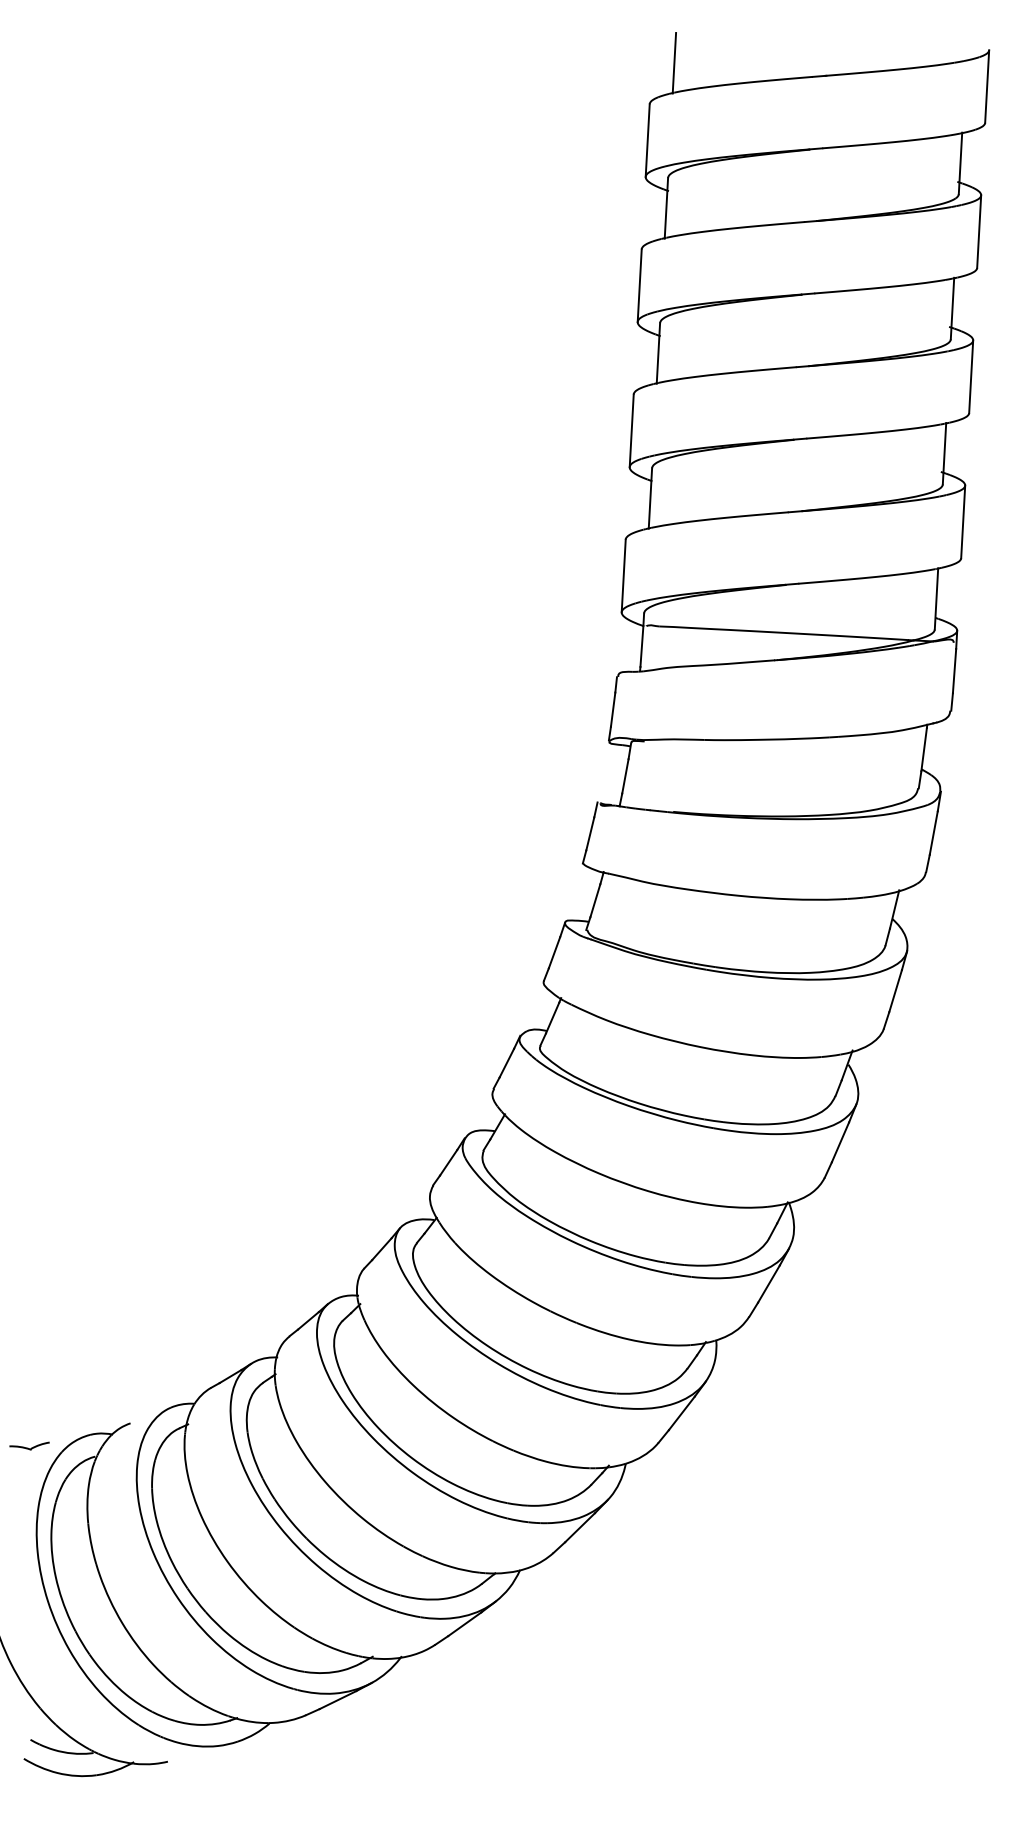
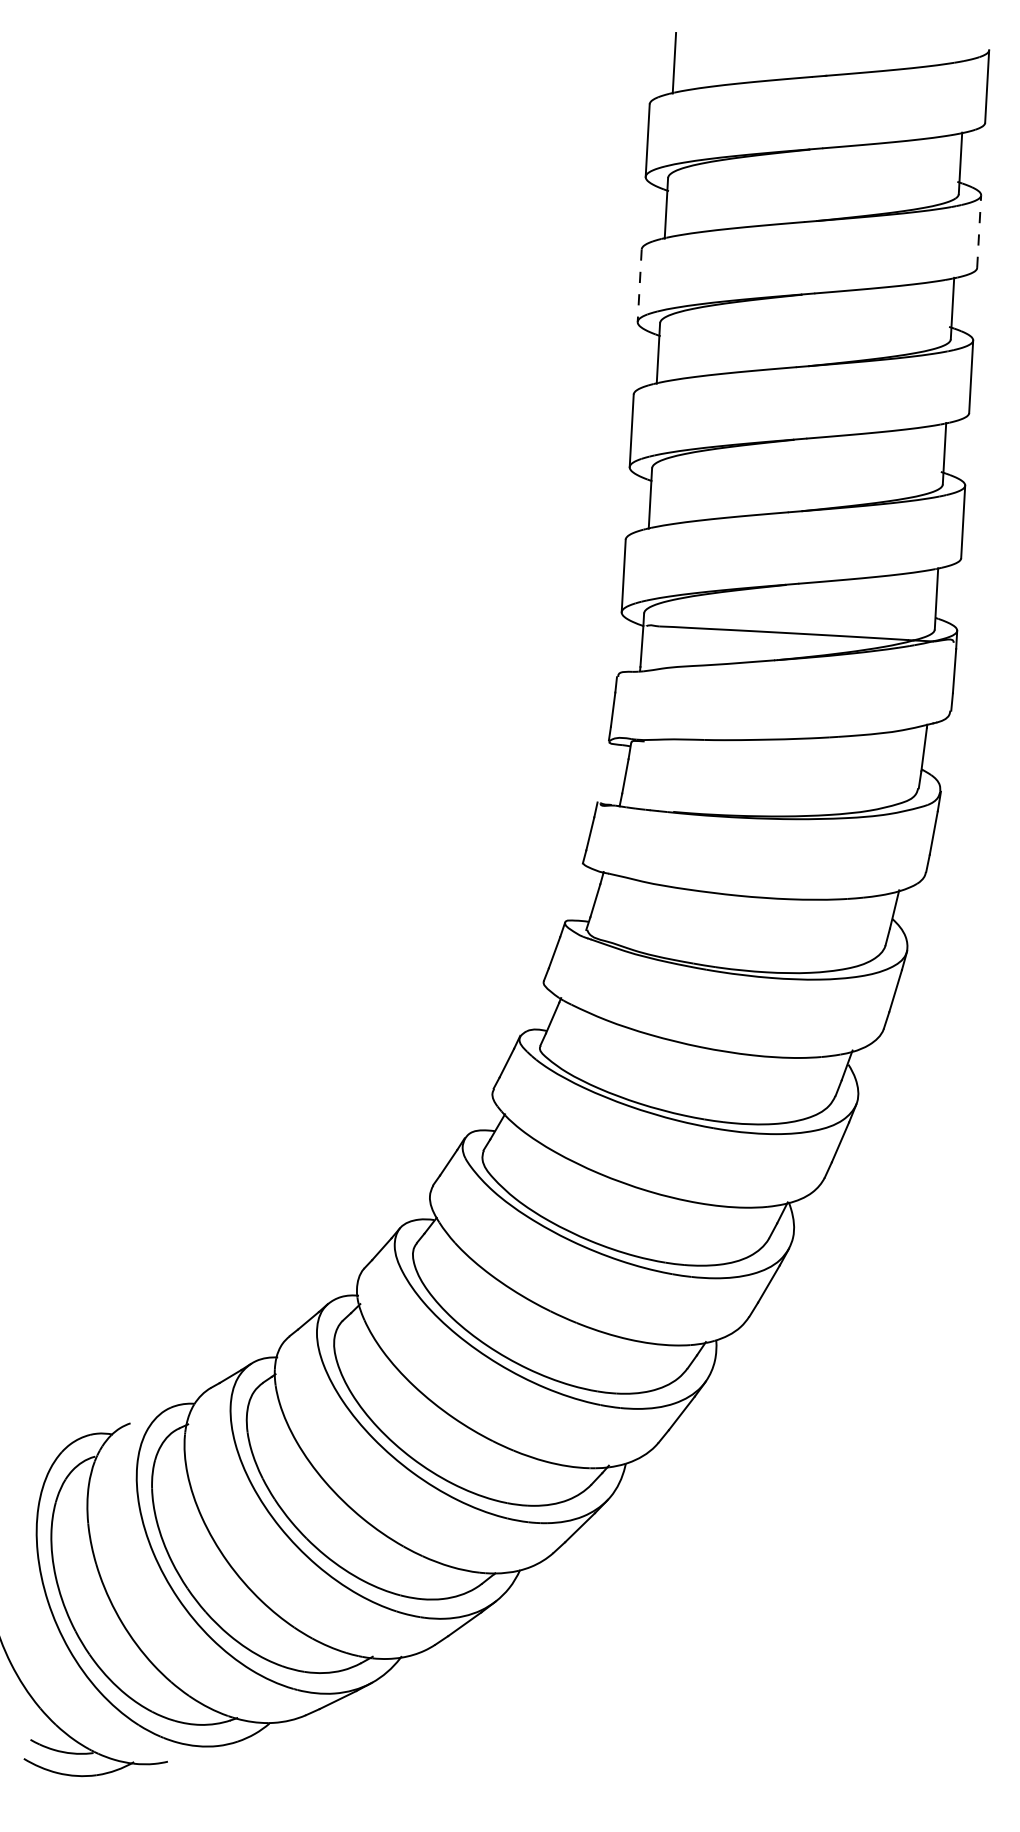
line: solid -> dashed (979, 231)
line: solid -> dashed (639, 286)
part: present -> none (29, 1445)
